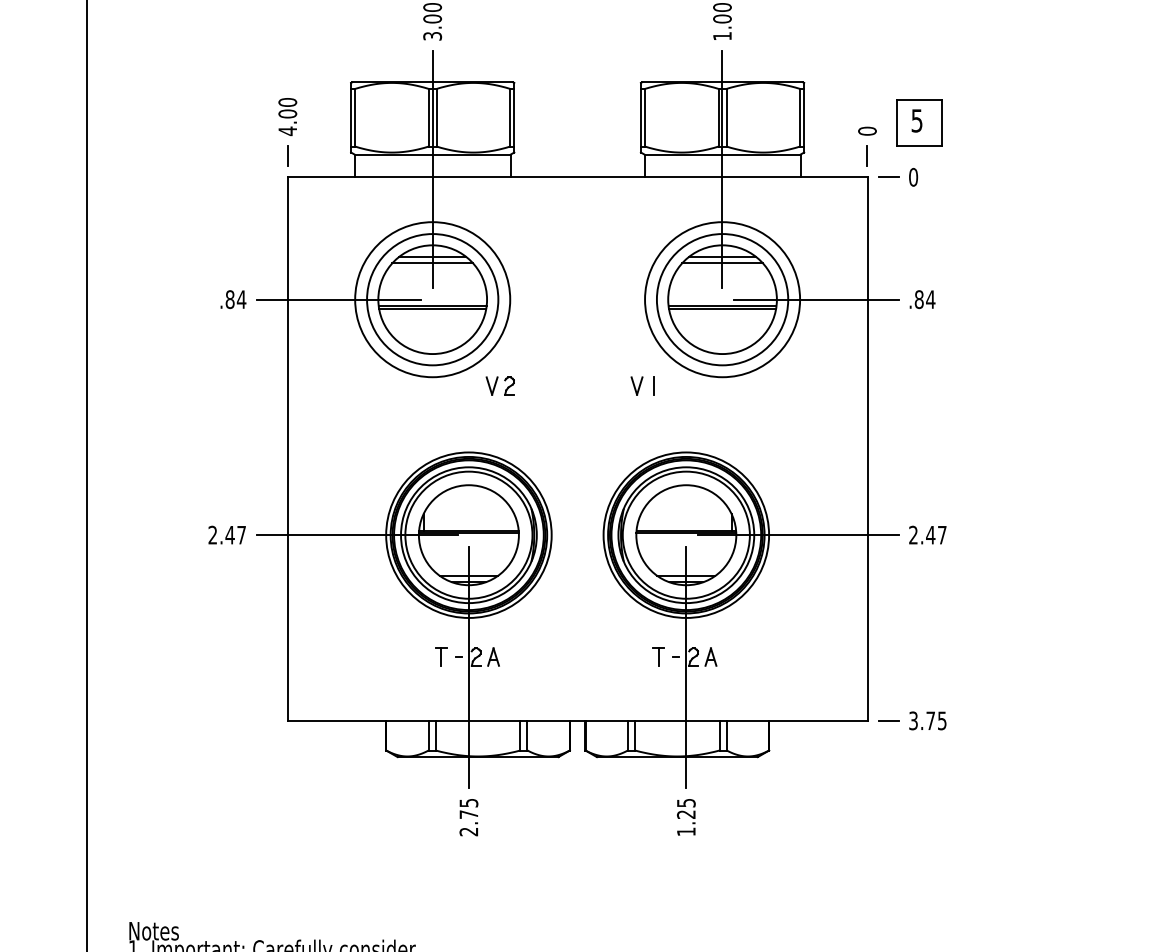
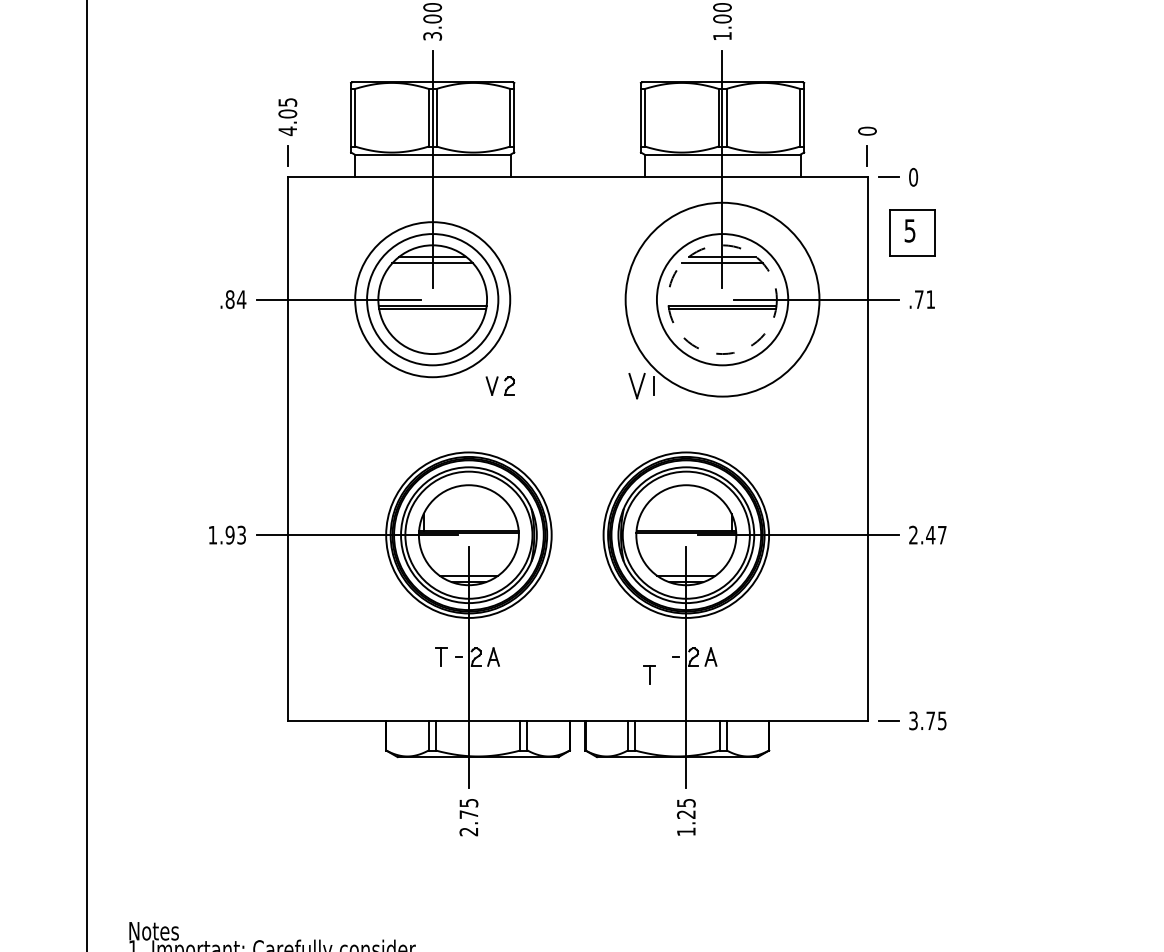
text: 4.00 -> 4.05 (287, 102)
part position: (919, 122) -> (912, 232) (912, 232)
circle diameter: 155 px -> 194 px (722, 299)
circle: solid -> dashed (722, 299)
text: .84 -> .71 (924, 299)
part size: 14x20 px -> 18x27 px (636, 386)
text: 2.47 -> 1.93 (226, 534)
part position: (658, 656) -> (649, 674) (649, 674)
